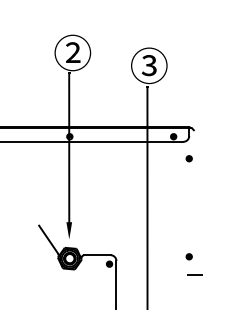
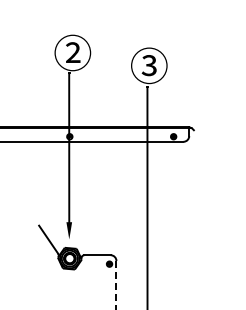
part: present -> none (188, 158)
part: present -> none (188, 256)
line: present -> none (194, 274)
line: solid -> dashed (116, 285)
